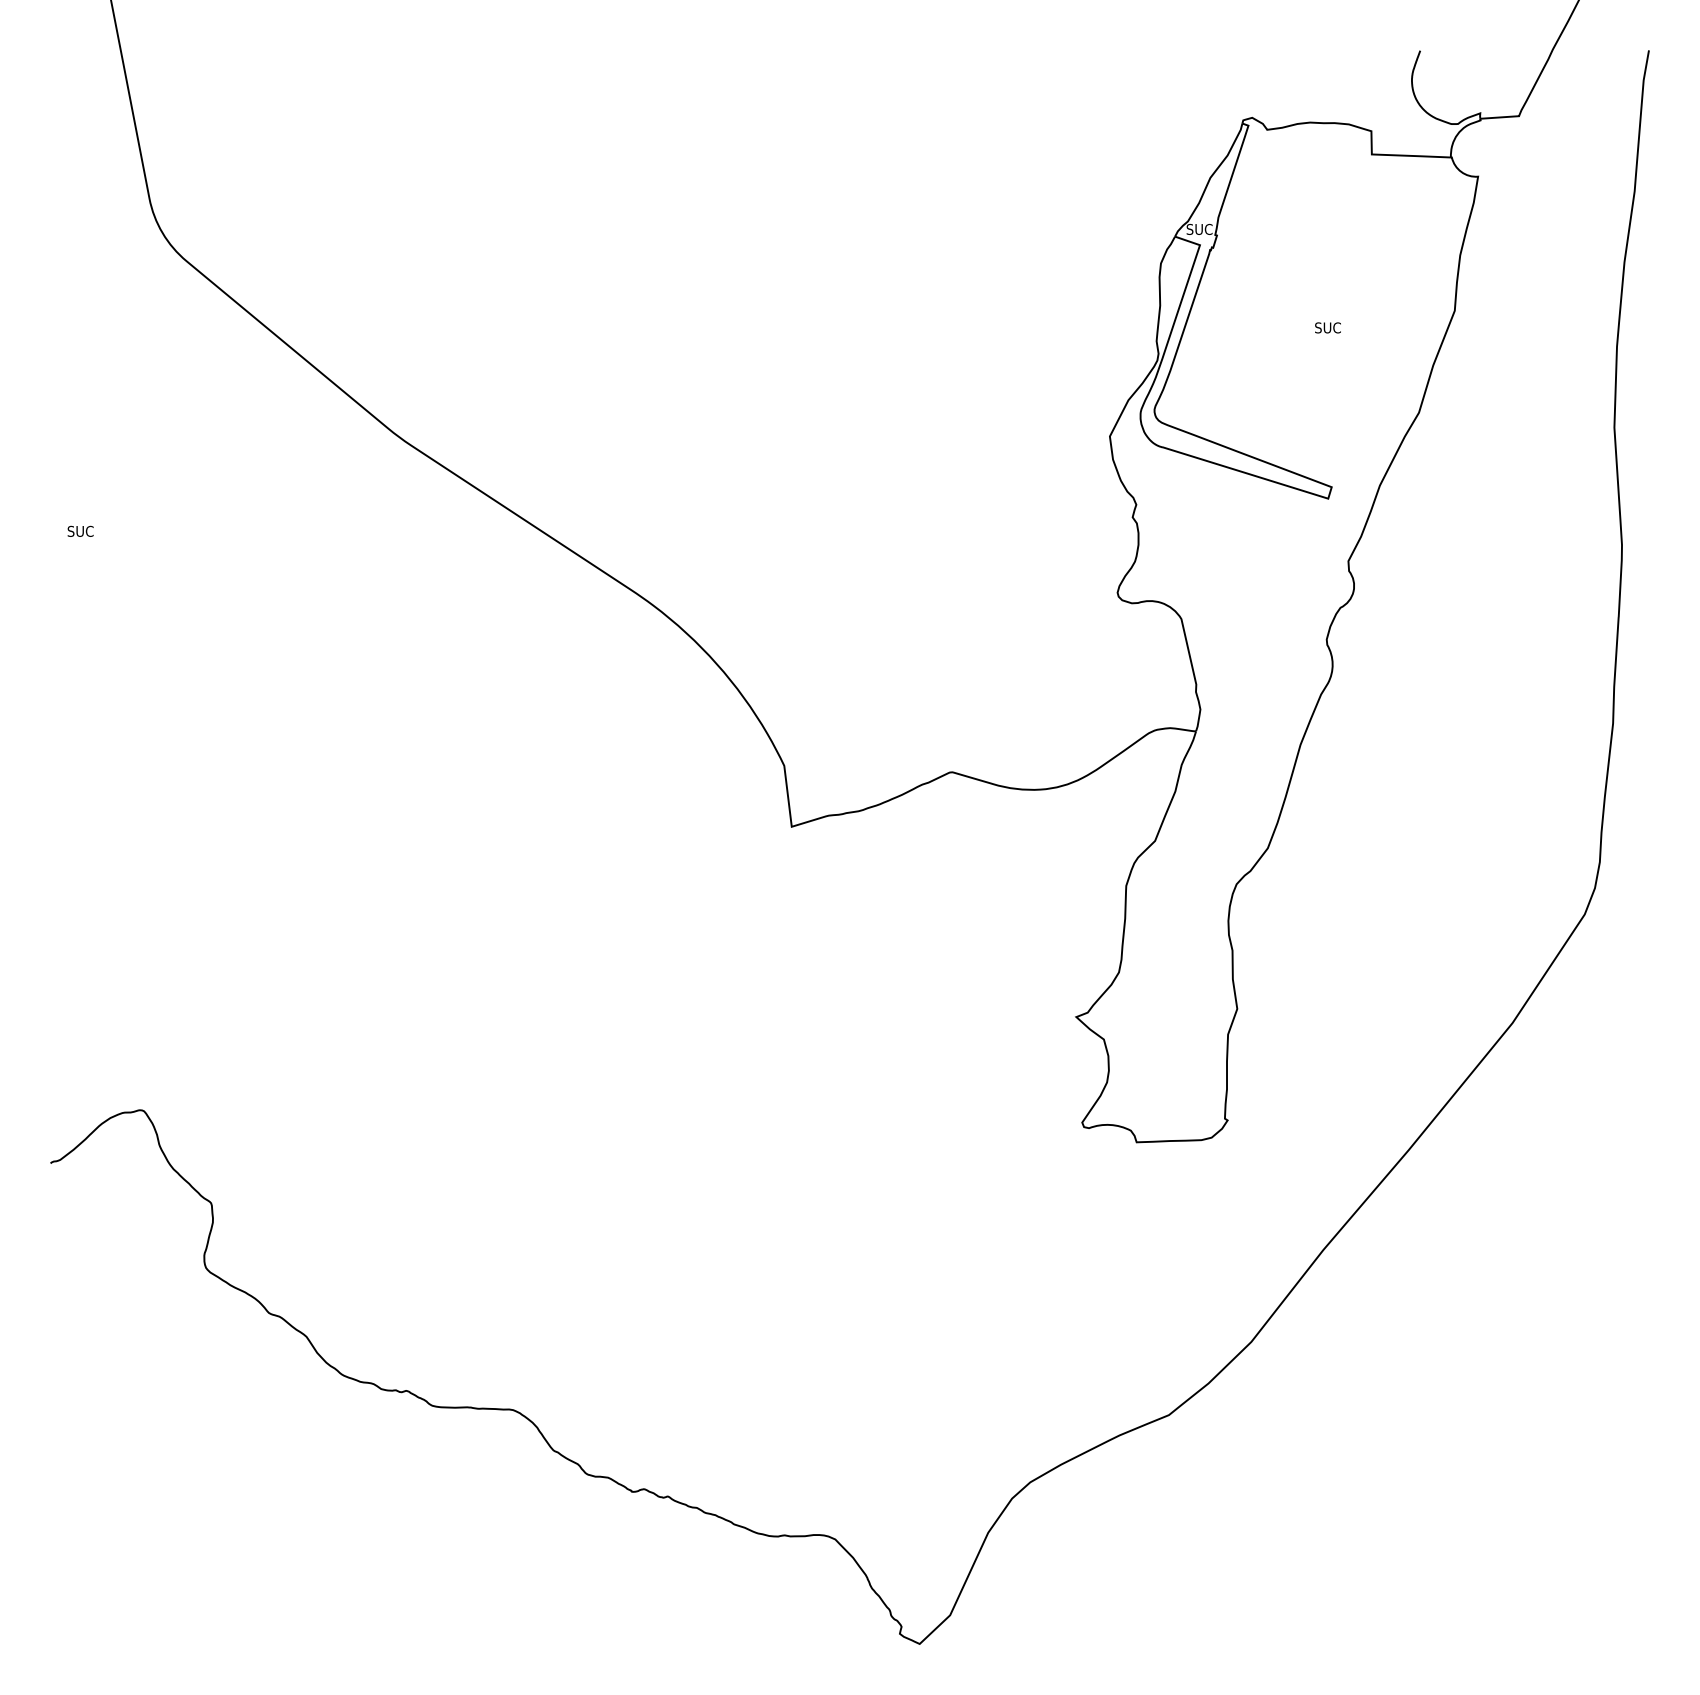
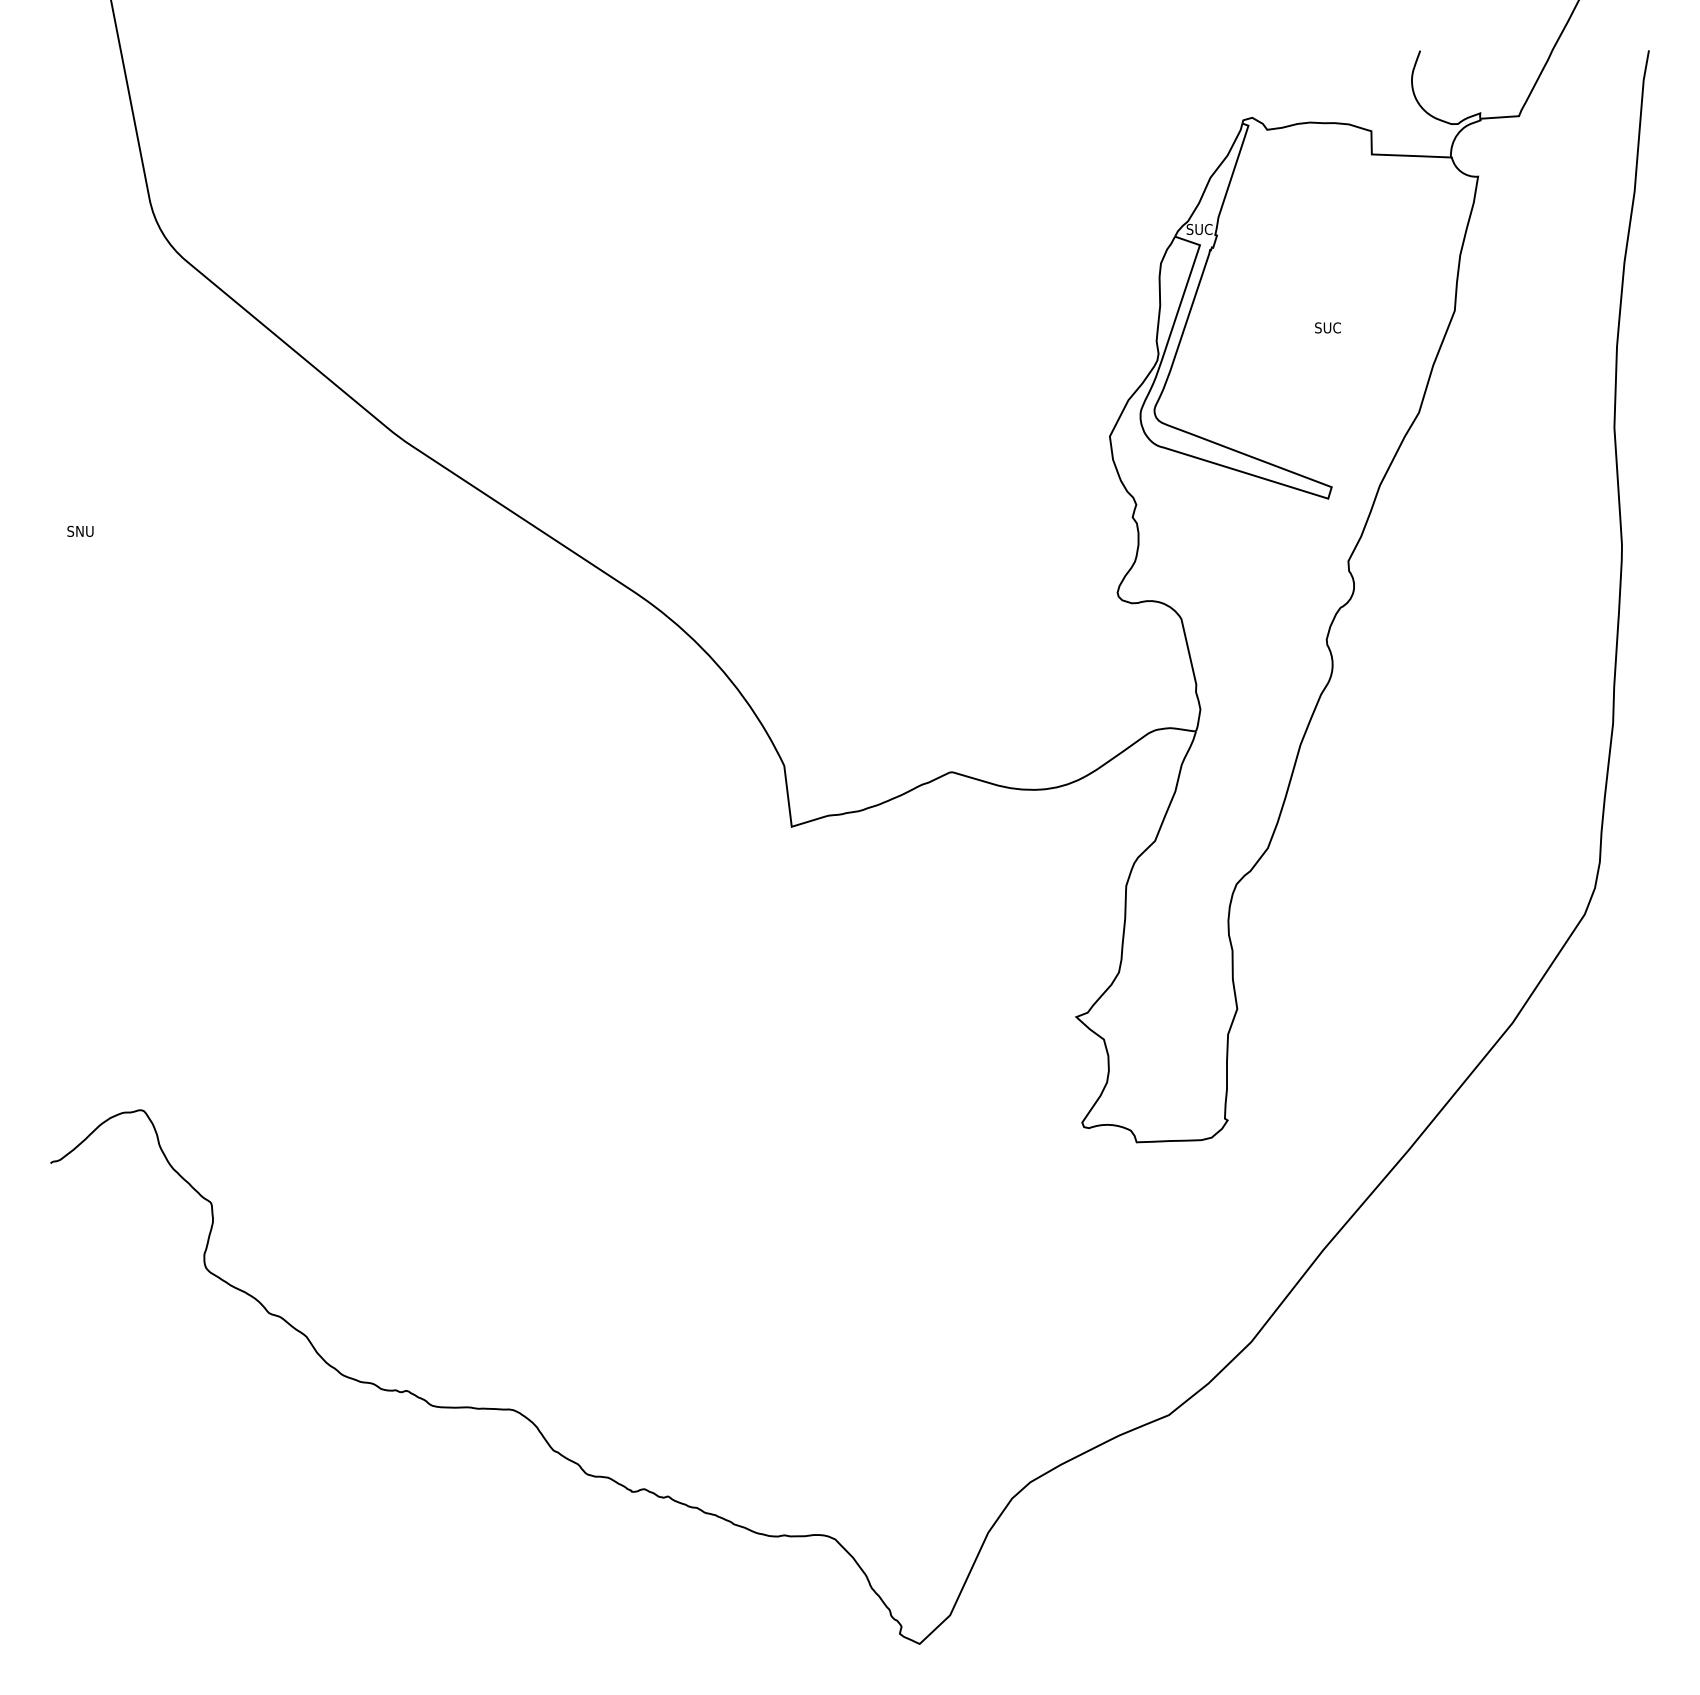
text: SUC -> SNU (80, 530)
